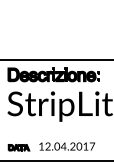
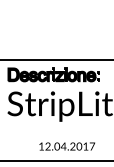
part: present -> none (18, 147)
